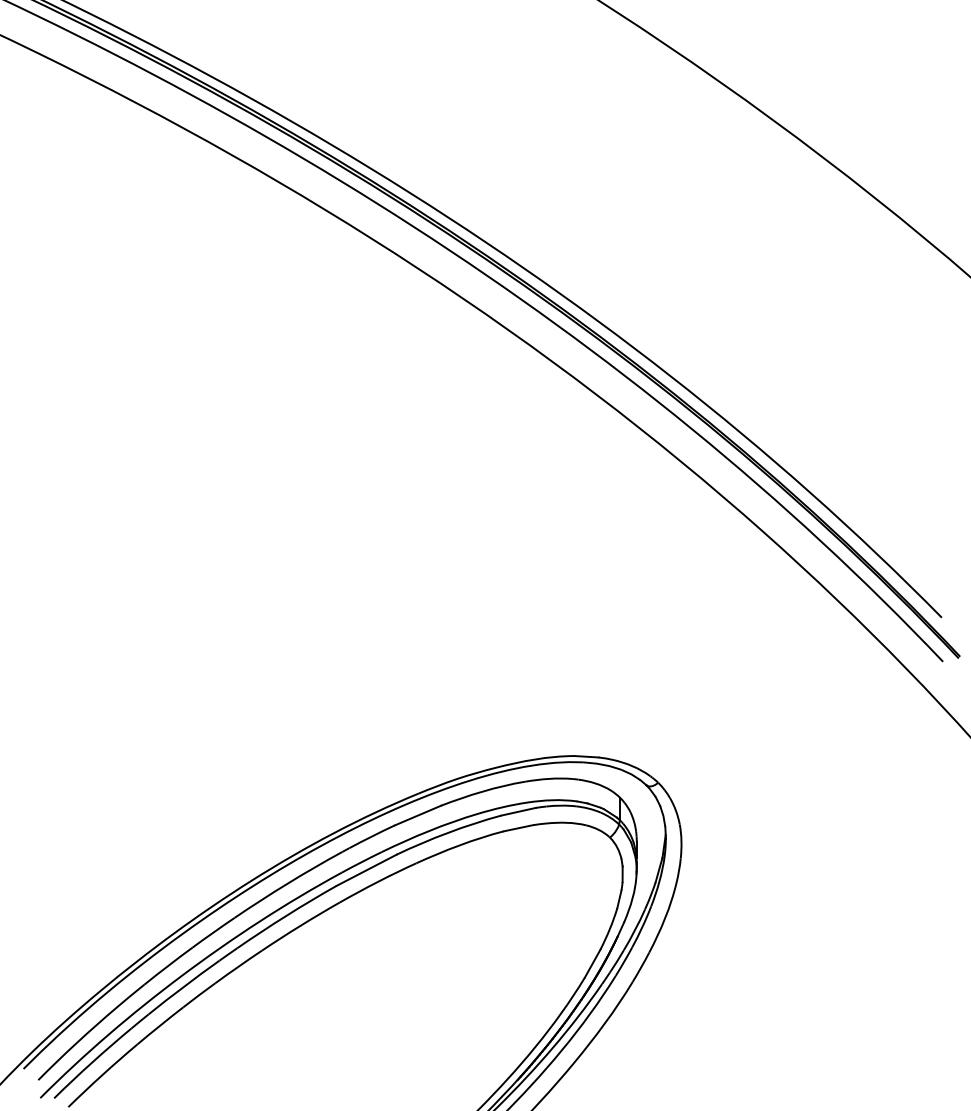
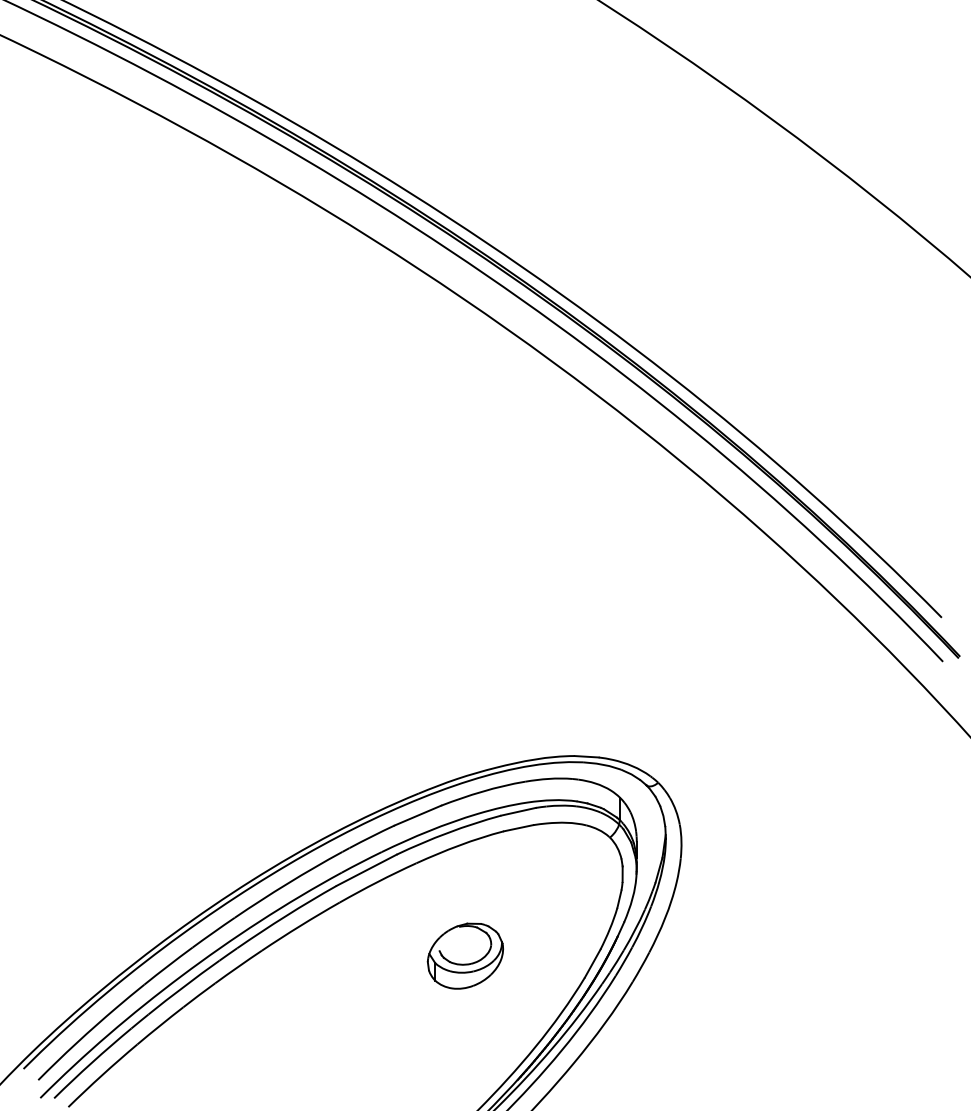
part: none -> present (464, 955)
